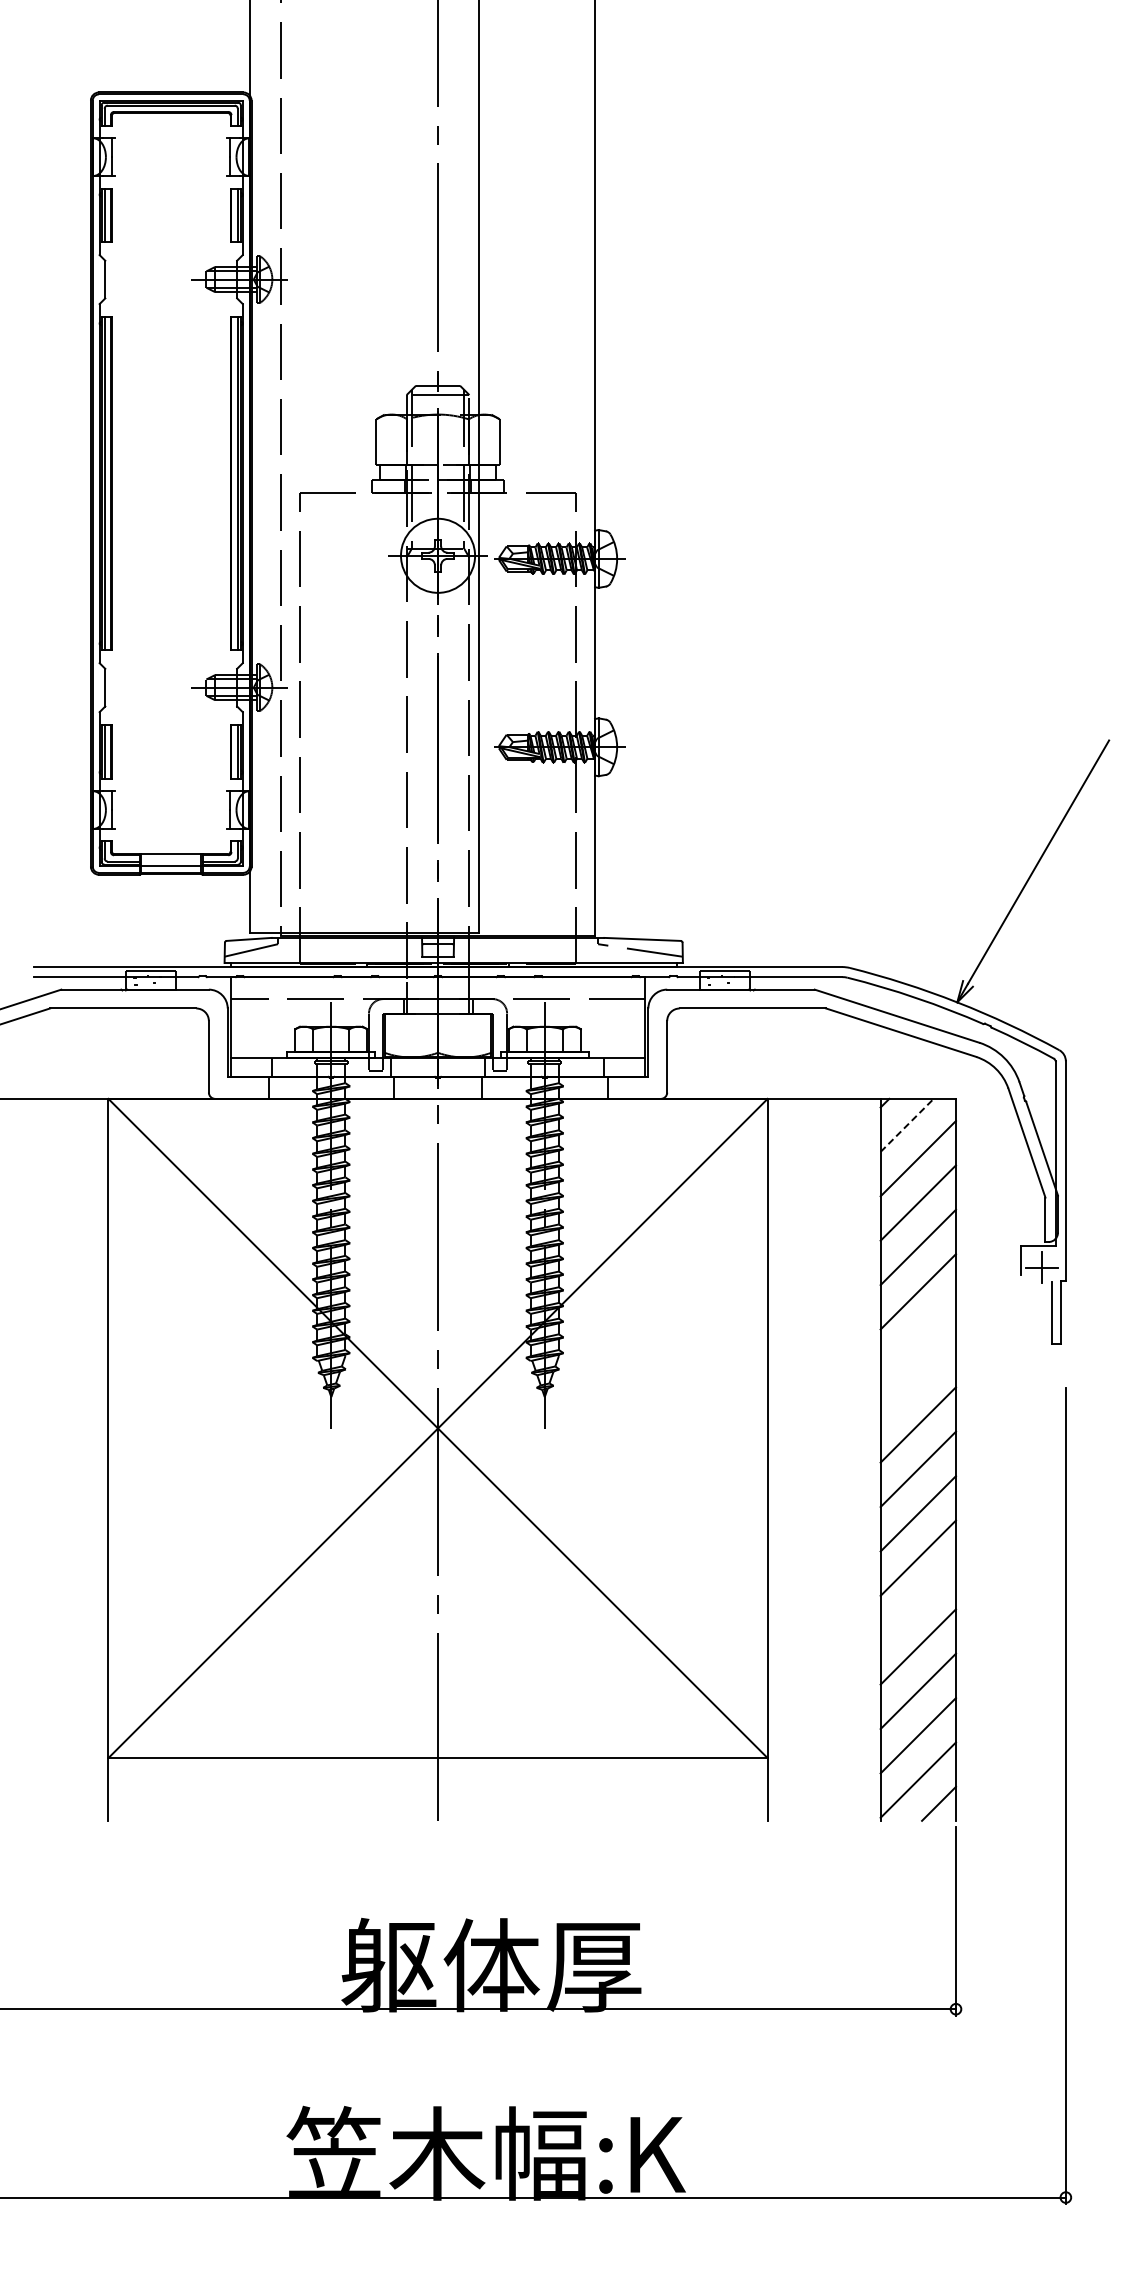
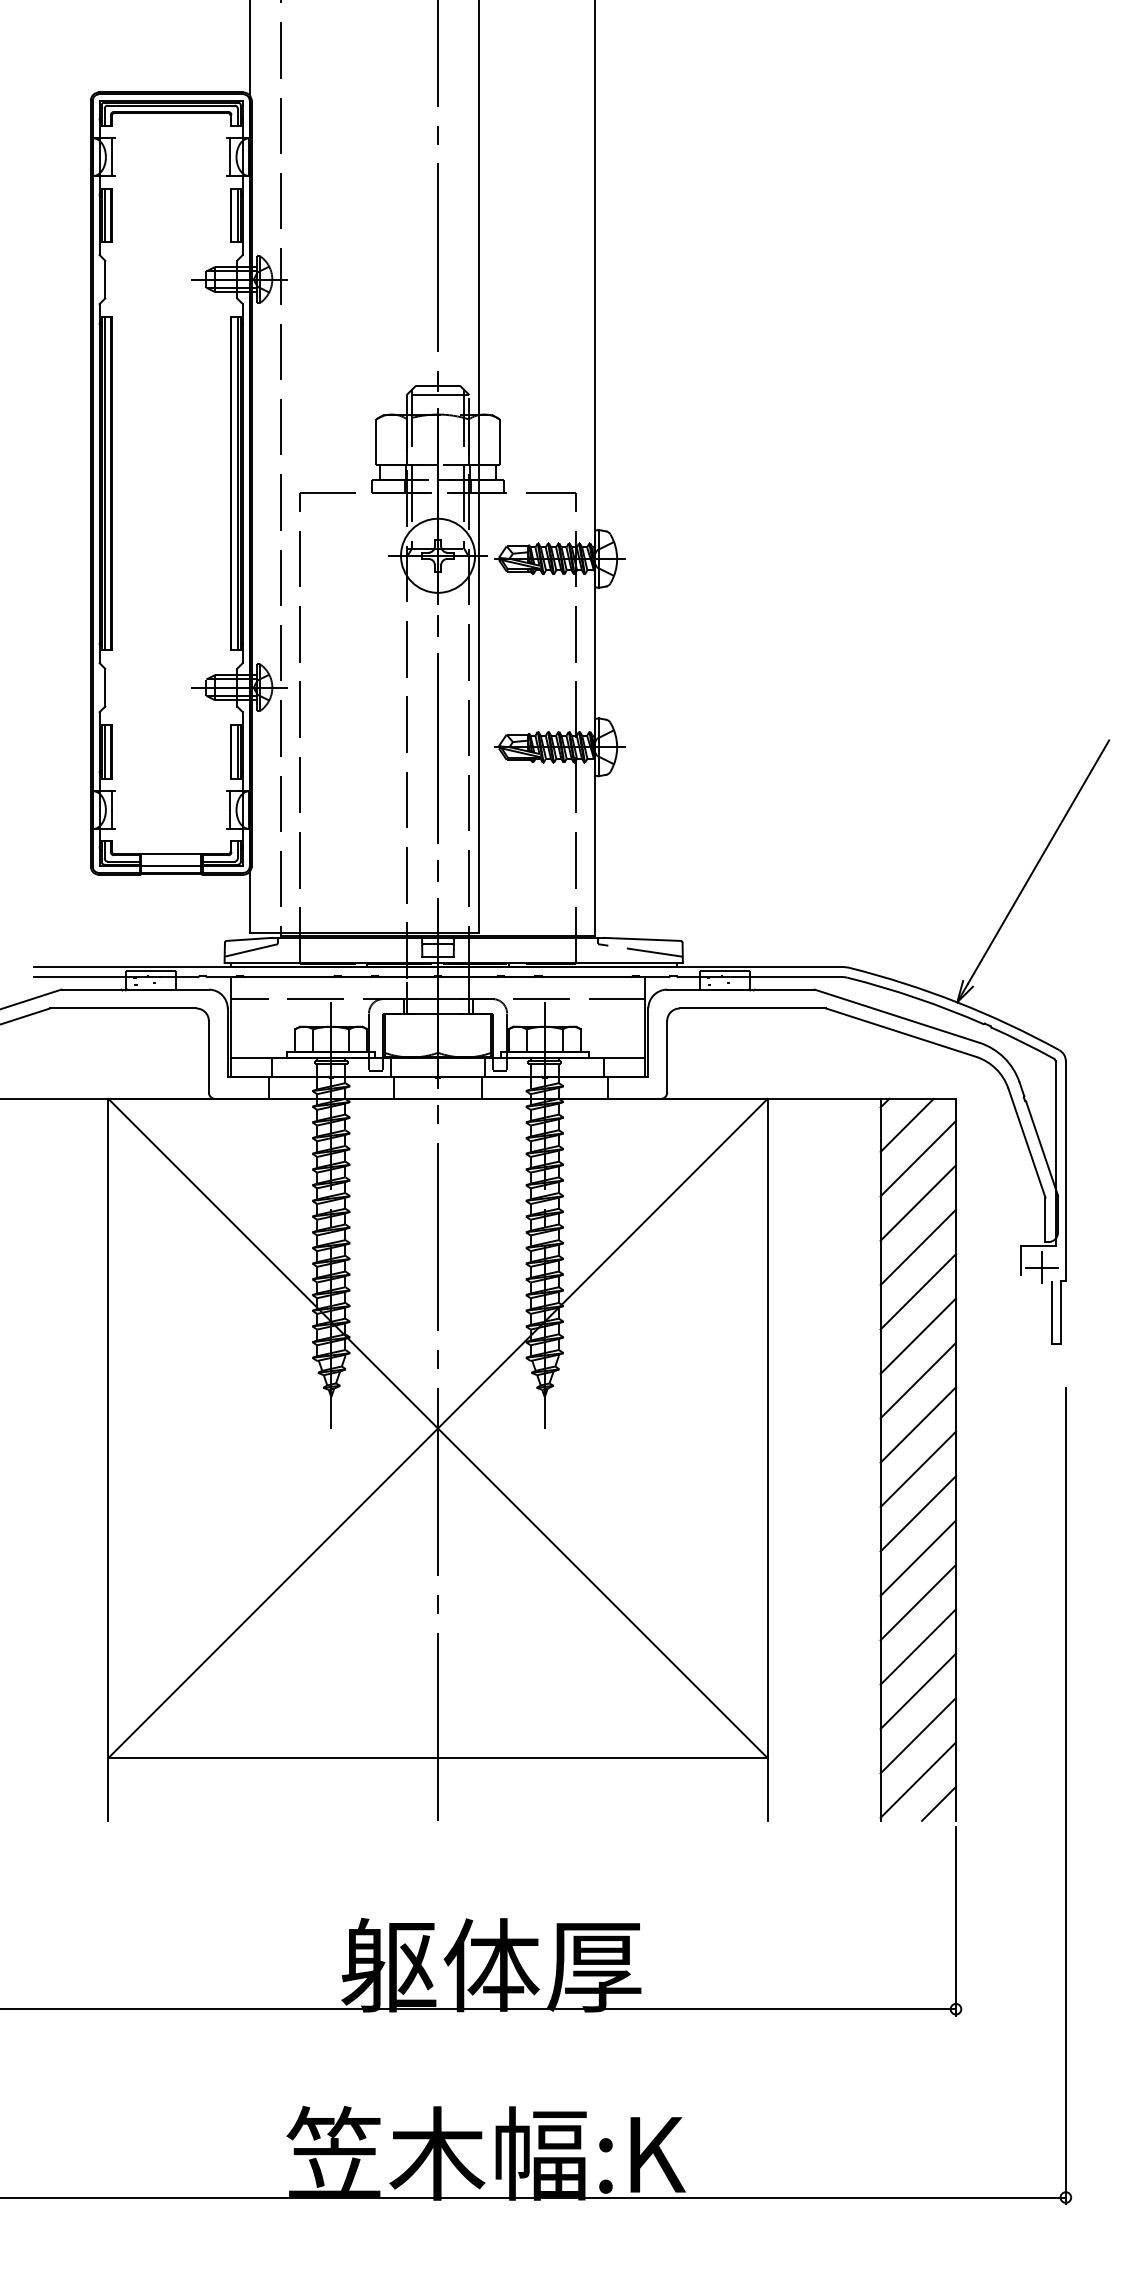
line: dashed -> solid (907, 1125)
line: none -> present (917, 1335)
line: none -> present (917, 1380)
line: none -> present (917, 1602)
